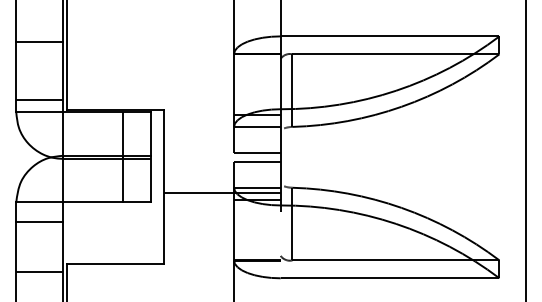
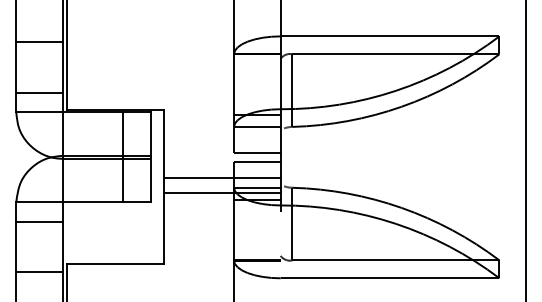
line position: (39, 99) -> (39, 92) (39, 92)
line: none -> present (222, 178)
